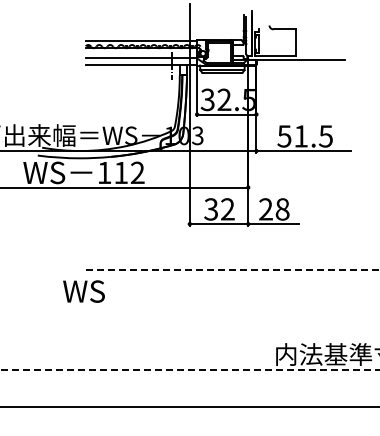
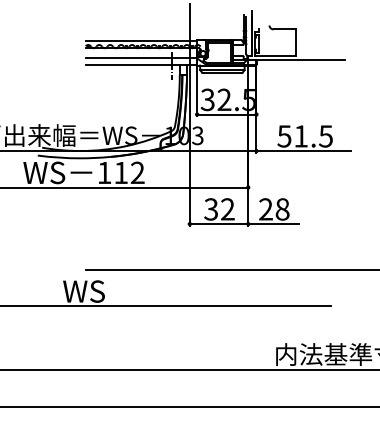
line: dashed -> solid (232, 269)
line: none -> present (166, 306)
line: dashed -> solid (189, 370)
